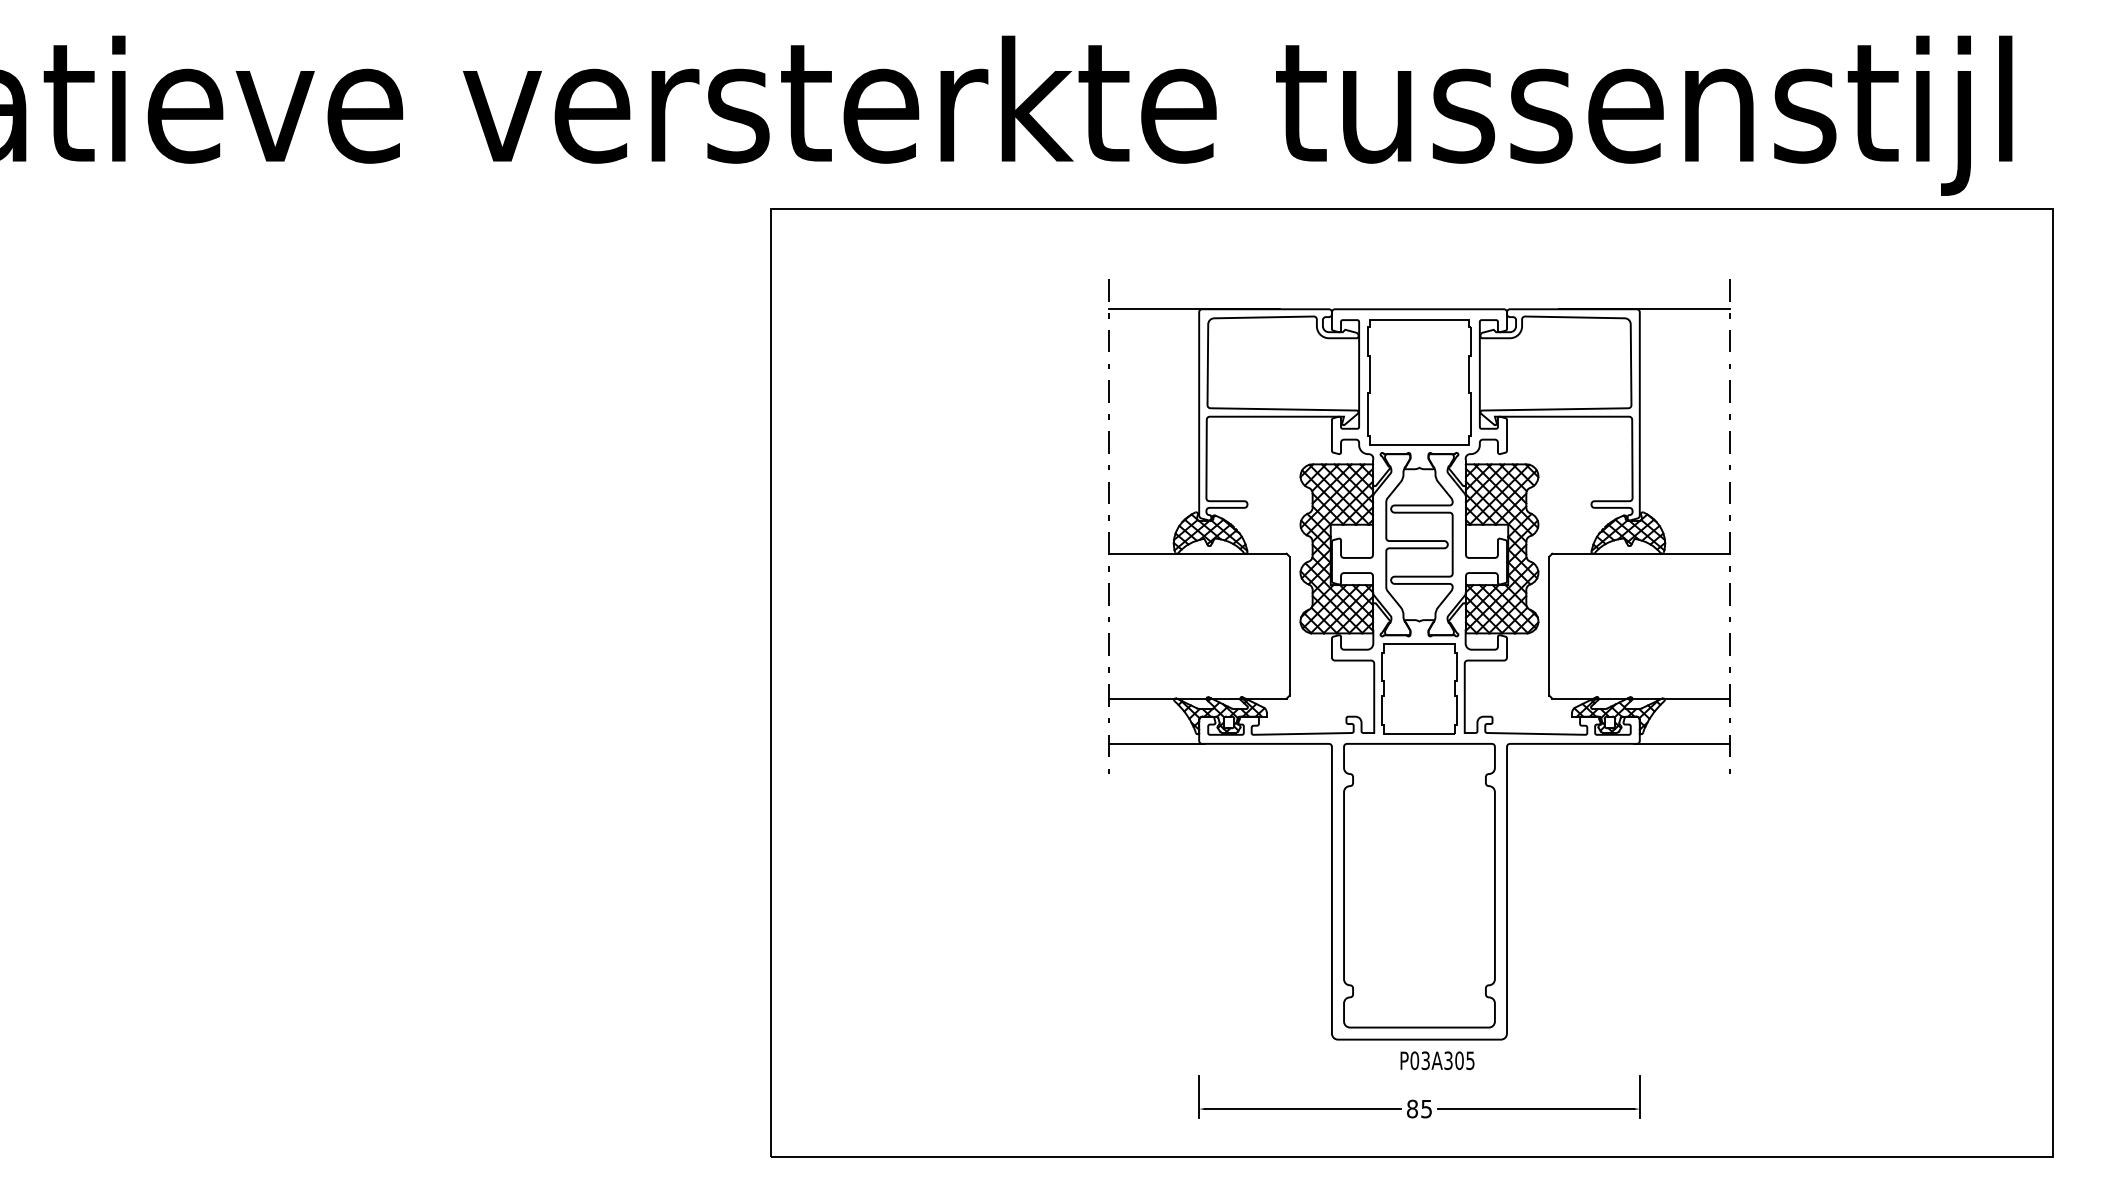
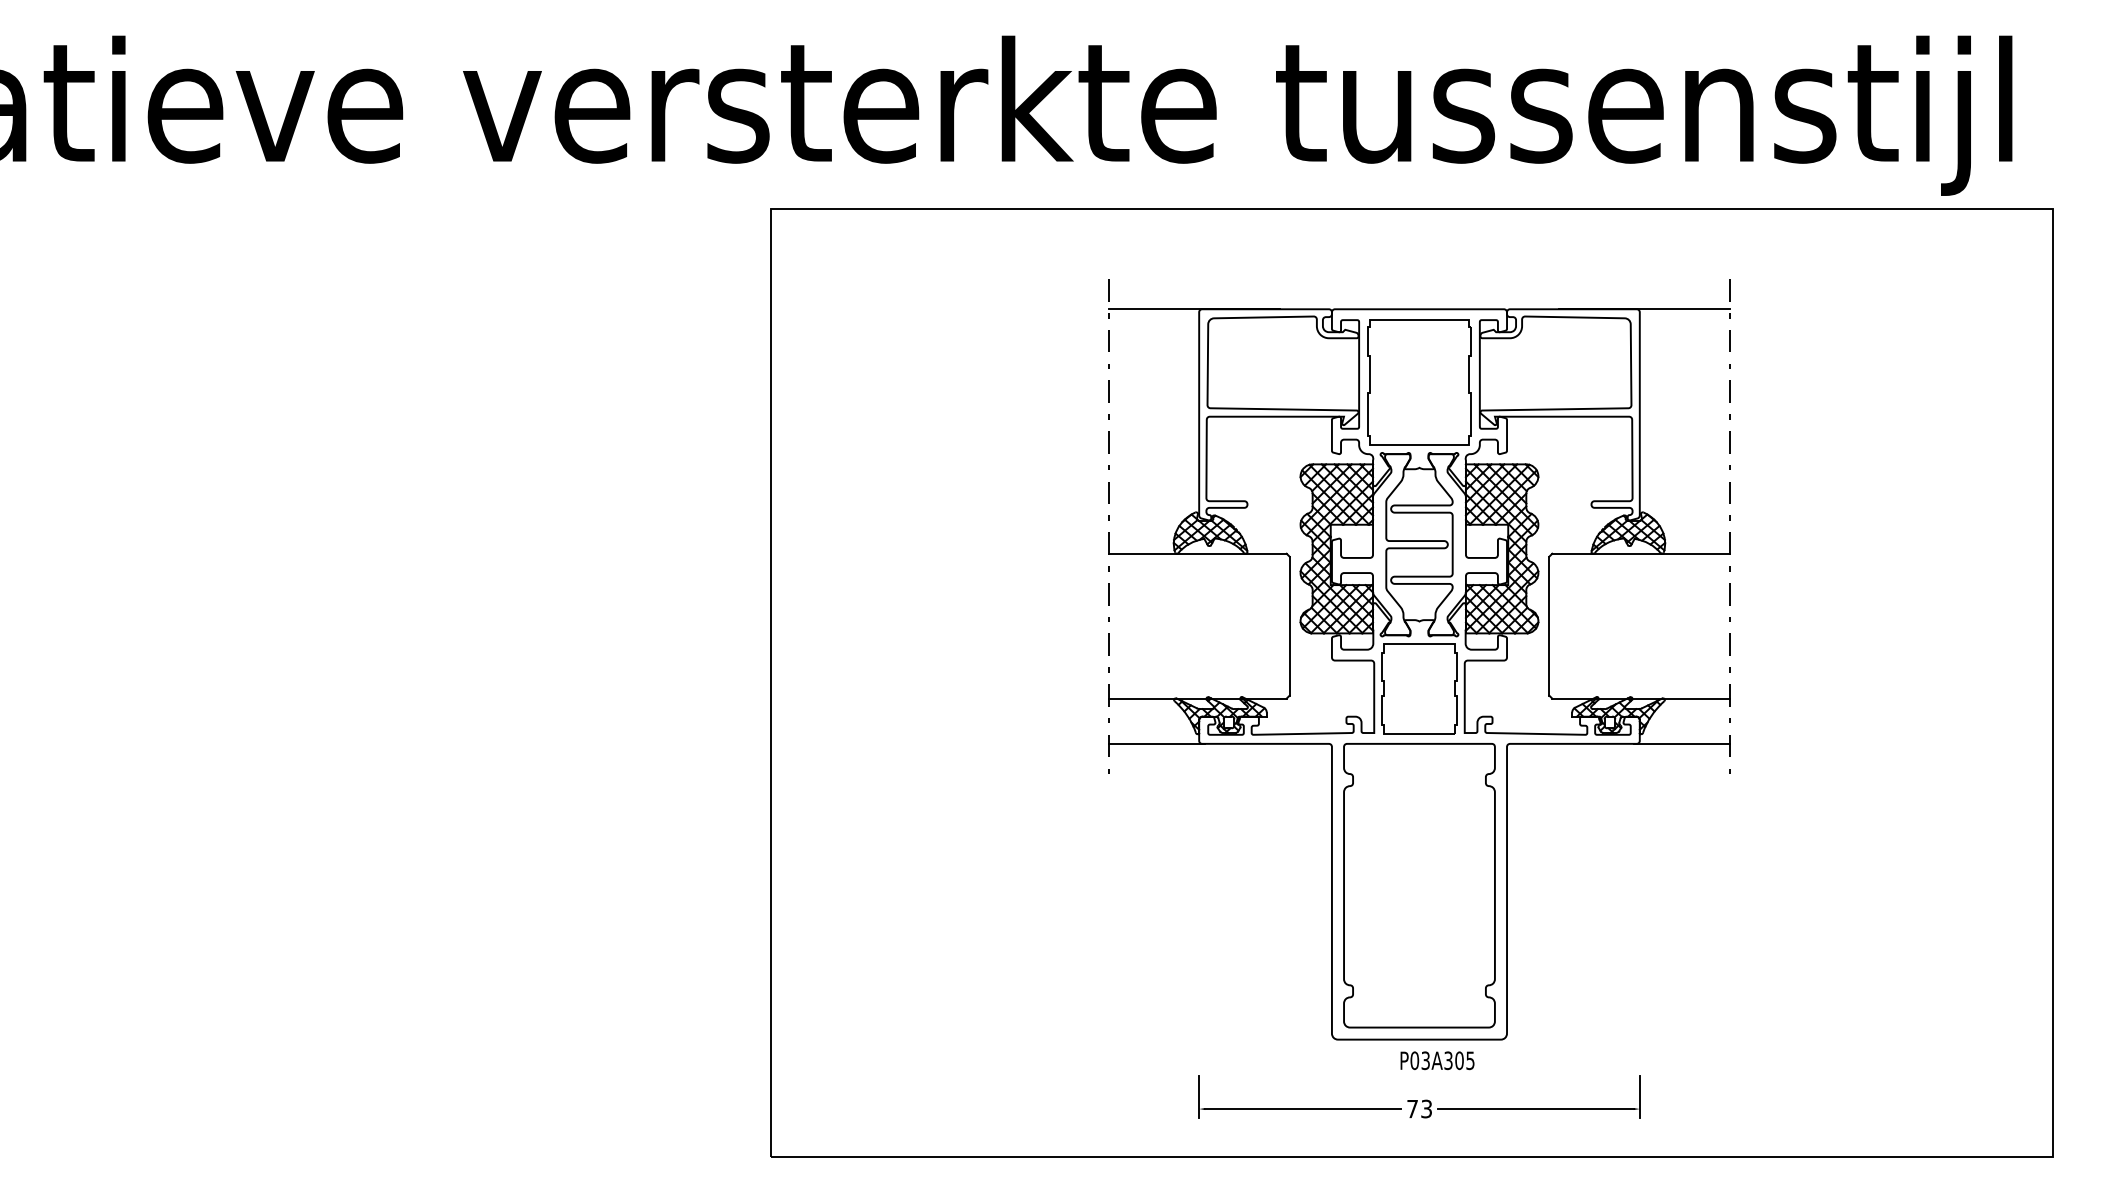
text: 85 -> 73 (1419, 1108)
